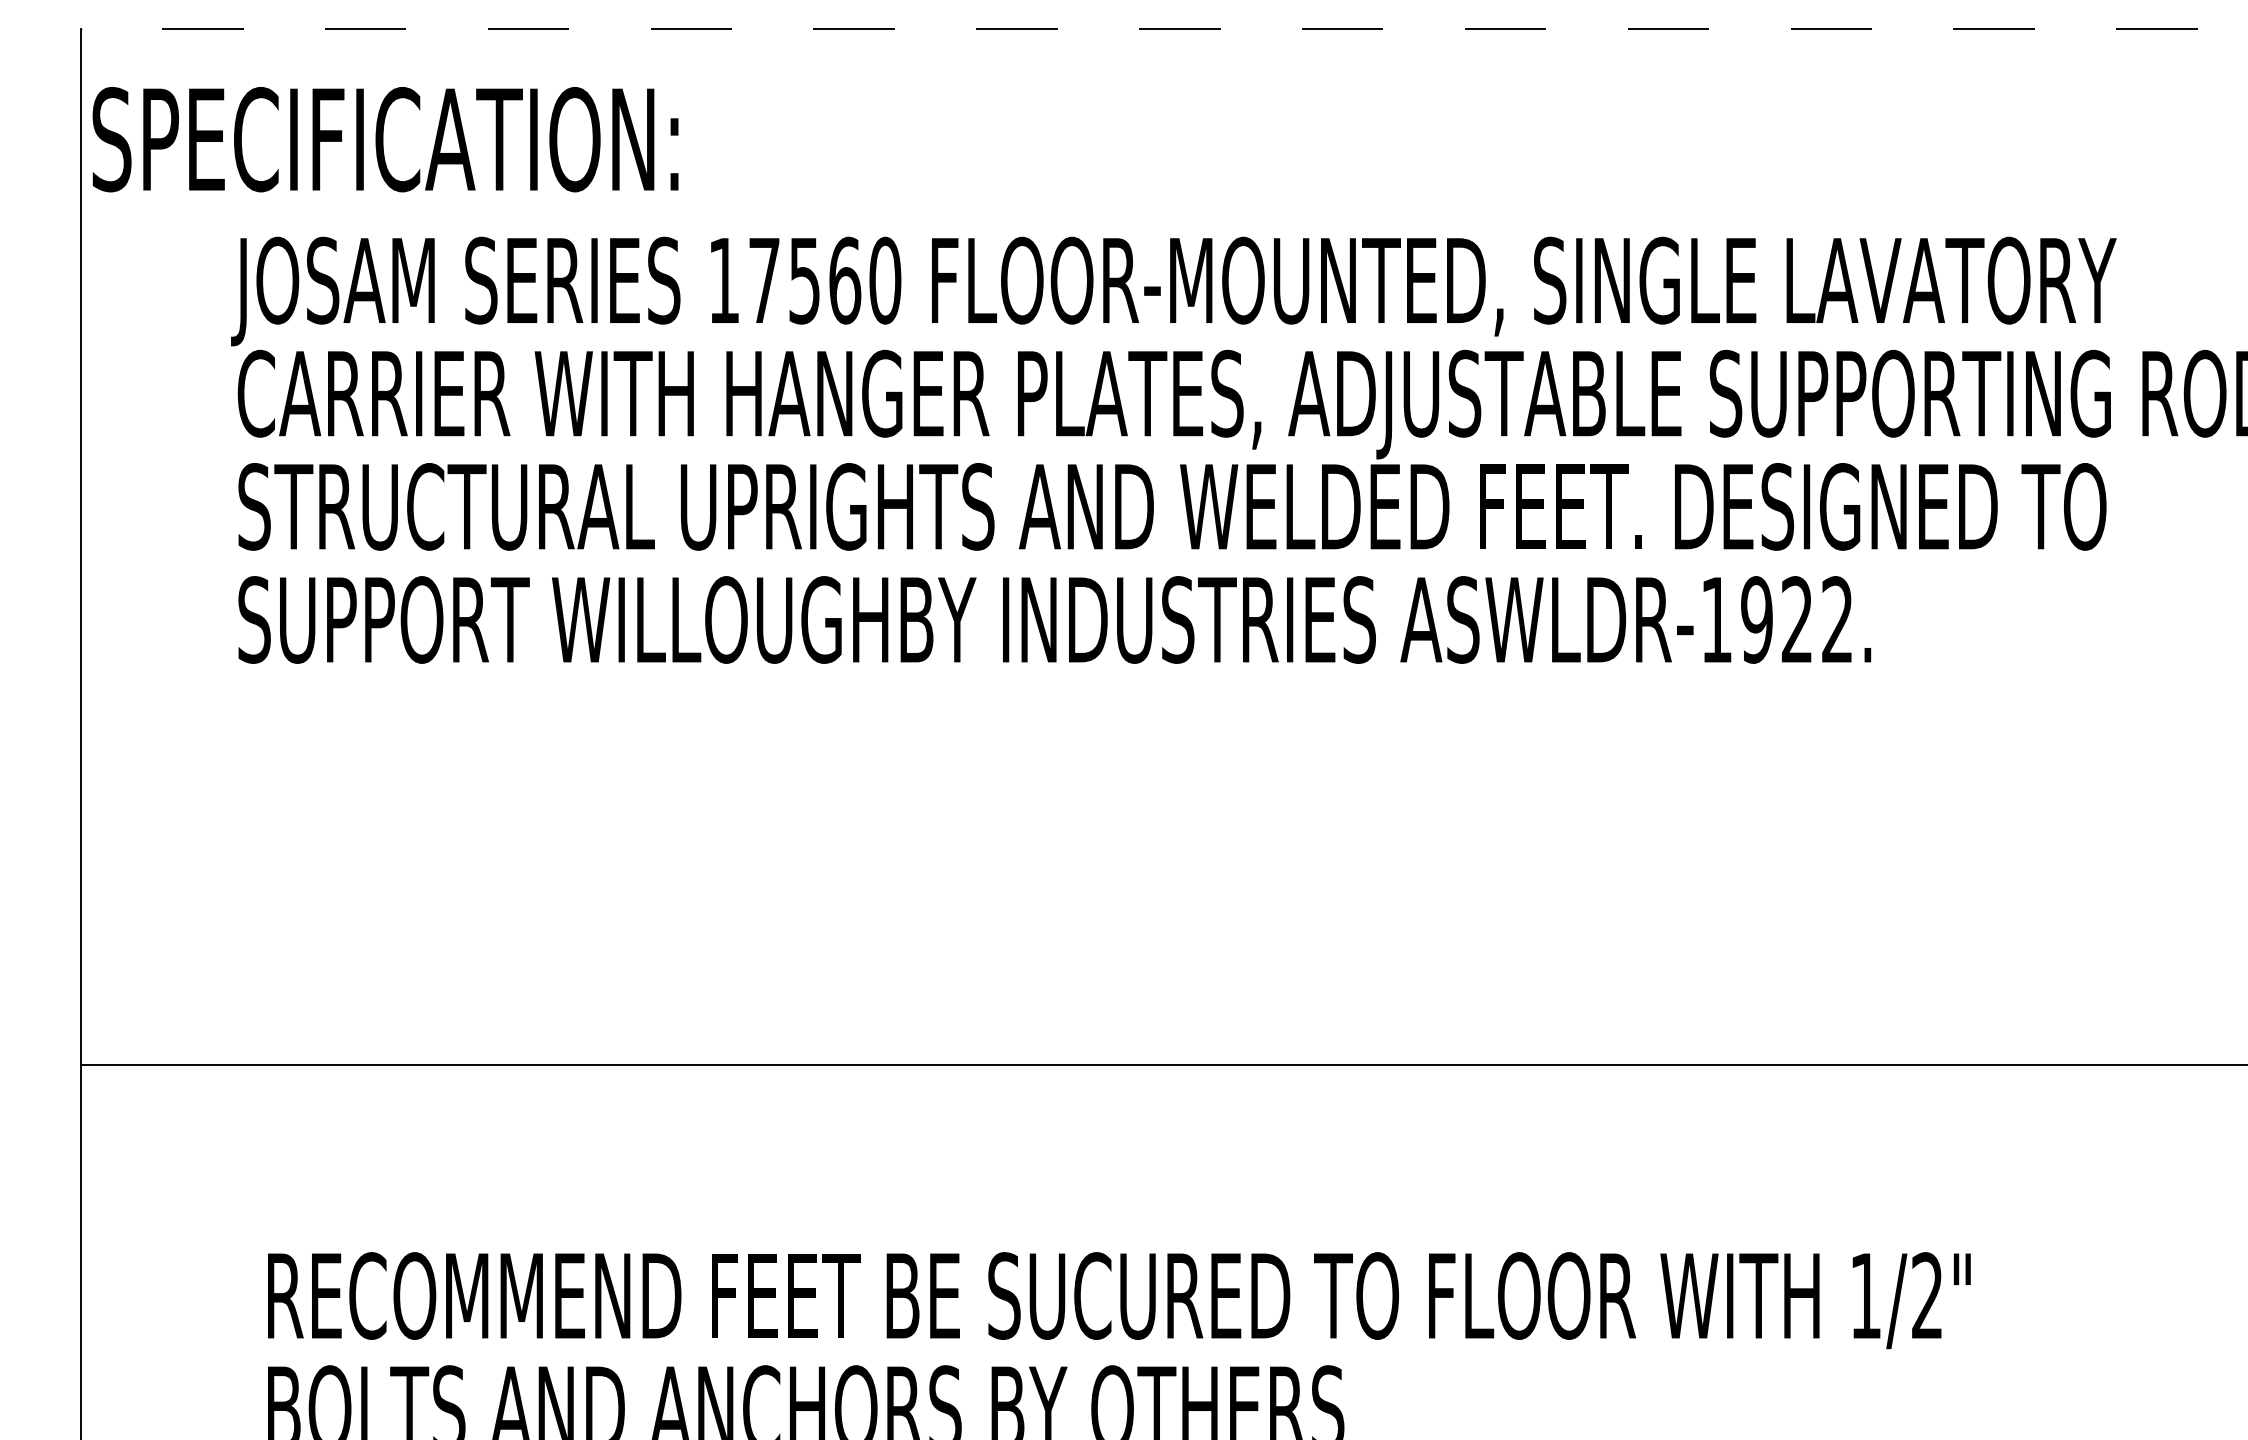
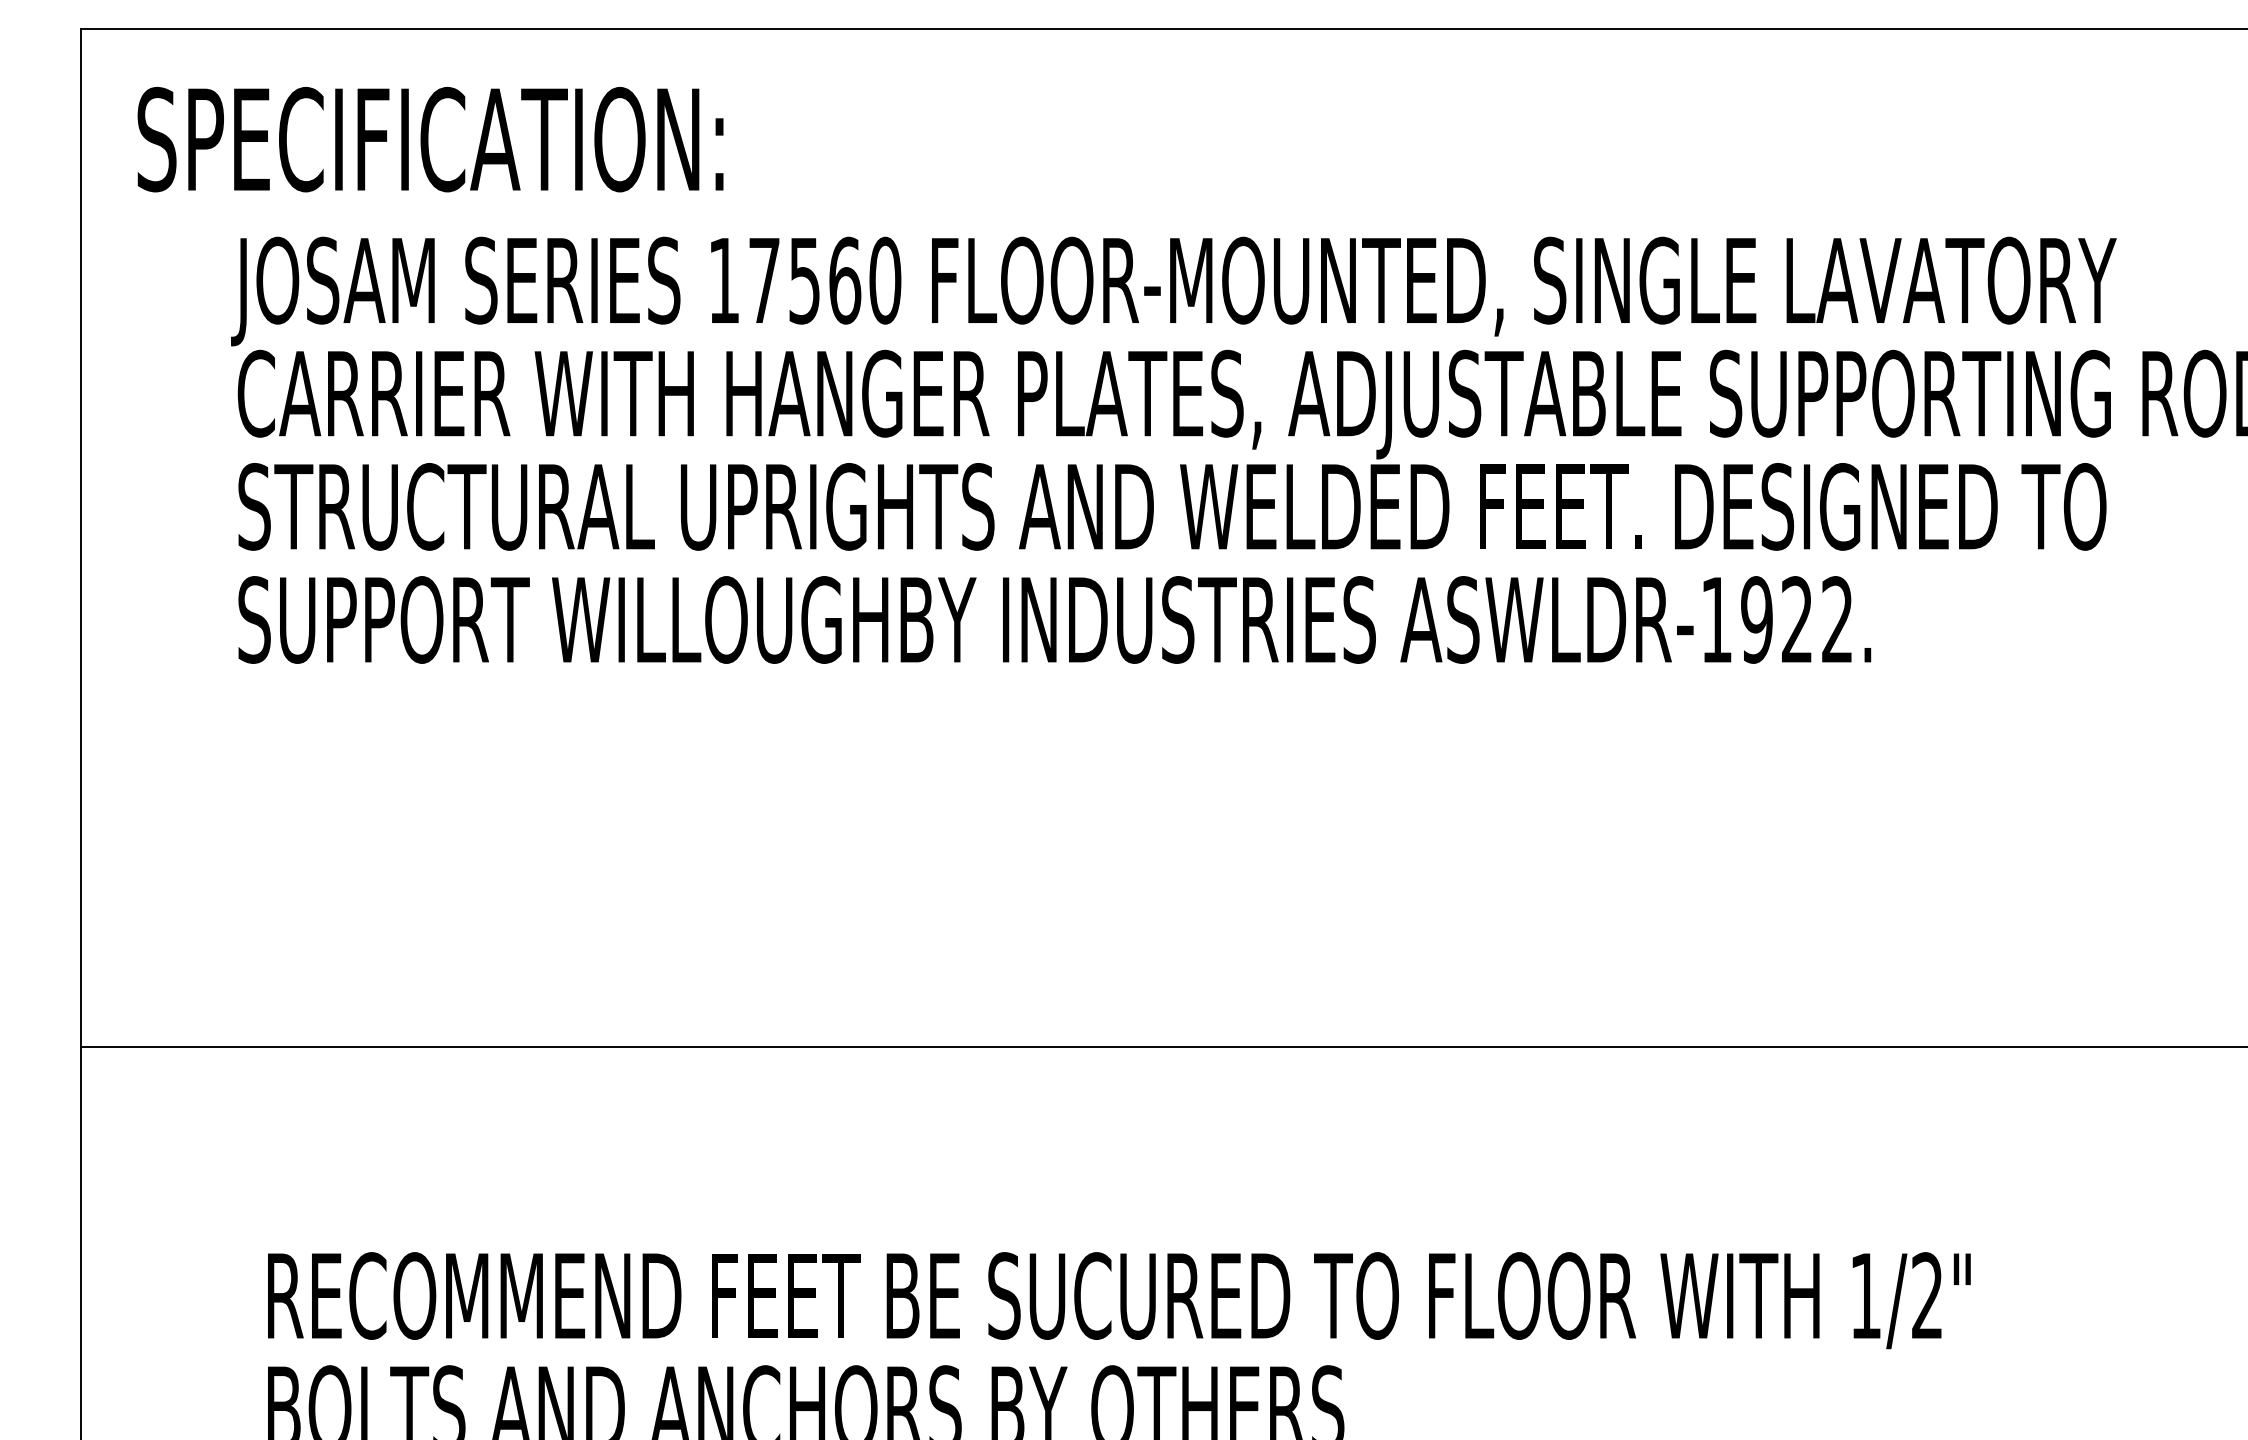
line: dashed -> solid (1164, 28)
text position: (385, 139) -> (430, 139) (430, 139)
line position: (1162, 1064) -> (1162, 1046) (1162, 1046)
